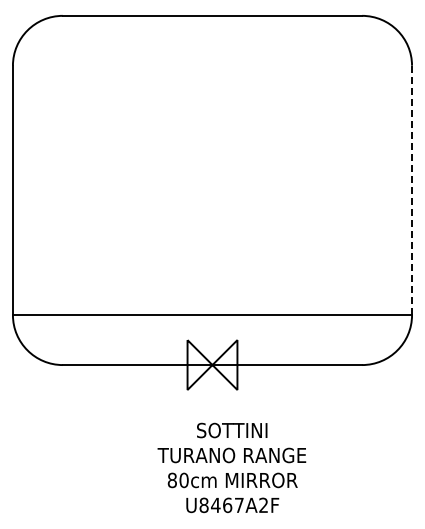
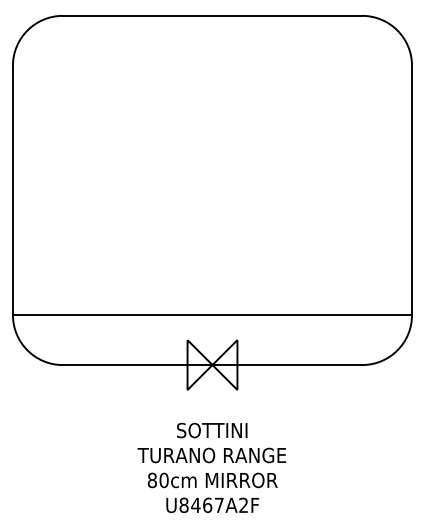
line: dashed -> solid (412, 190)
text position: (231, 467) -> (211, 467) (211, 467)
